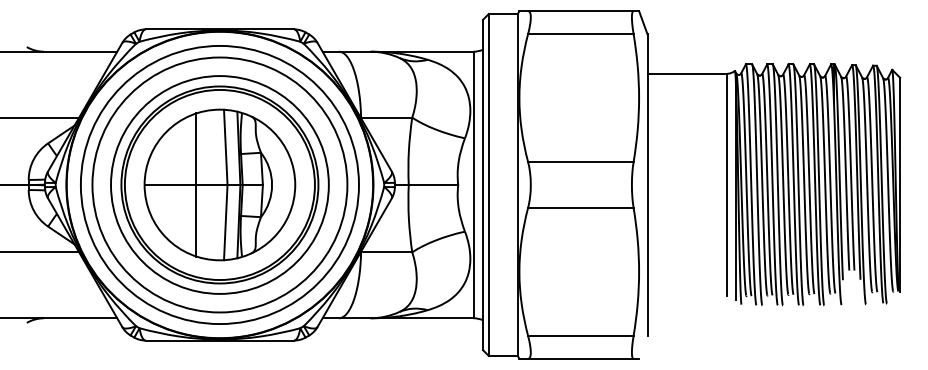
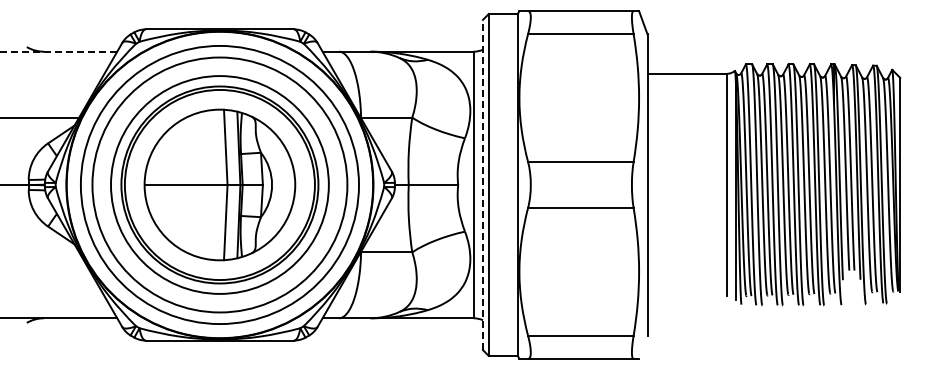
line: solid -> dashed (58, 51)
line: present -> none (196, 184)
line: solid -> dashed (482, 184)
line: present -> none (40, 252)
